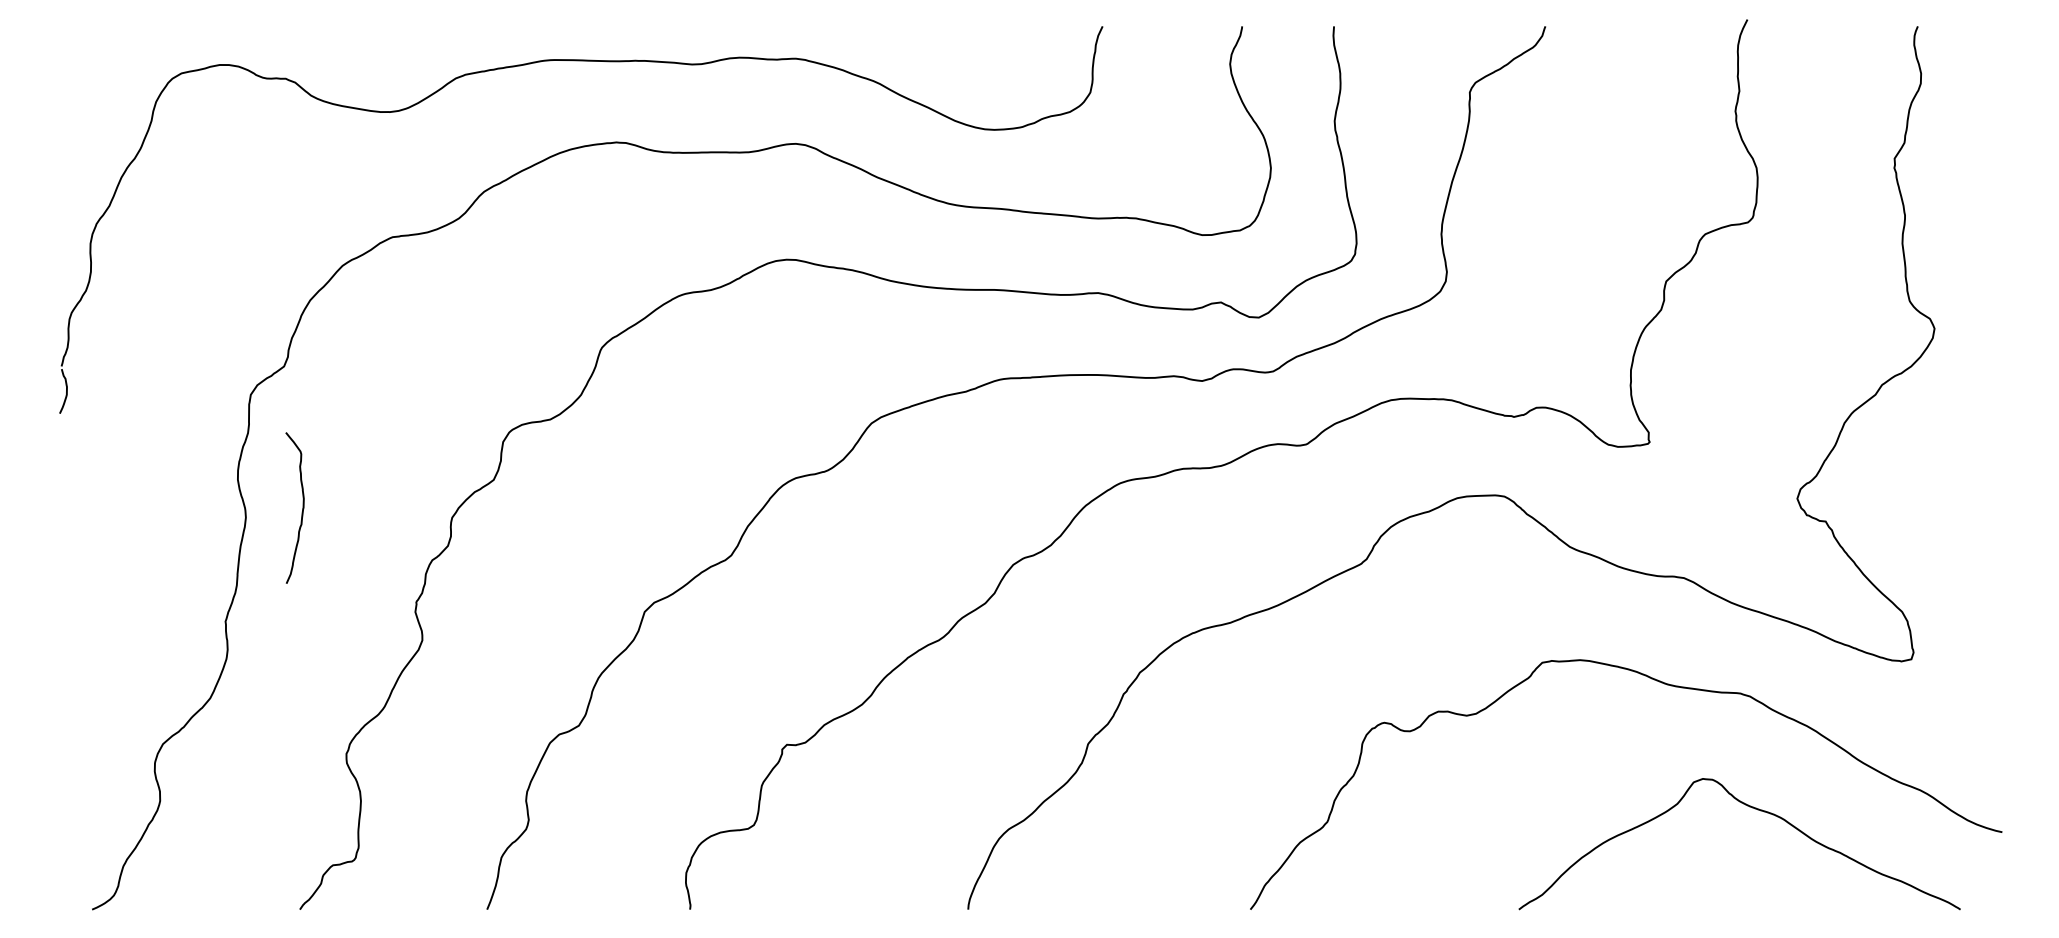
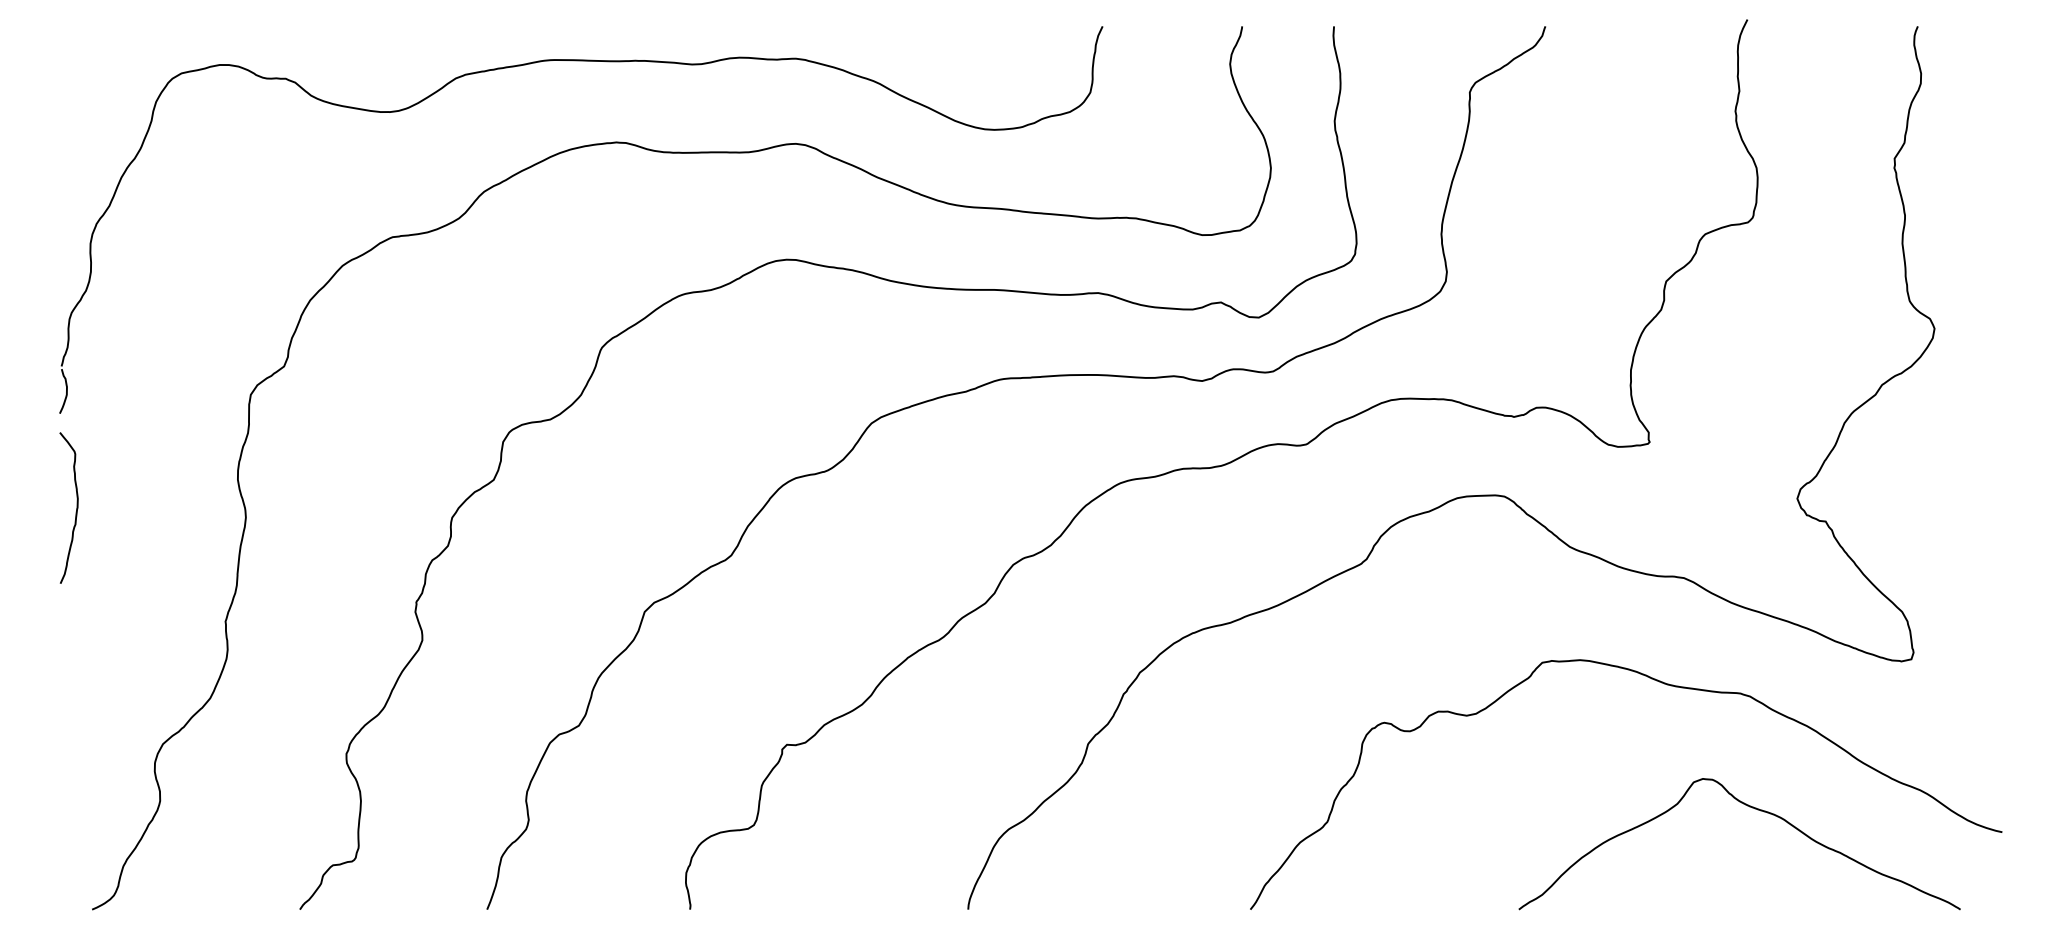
curve position: (302, 507) -> (76, 507) (76, 507)
